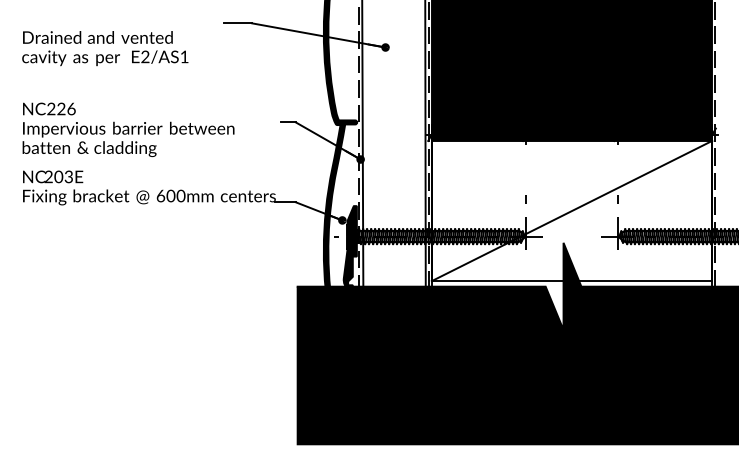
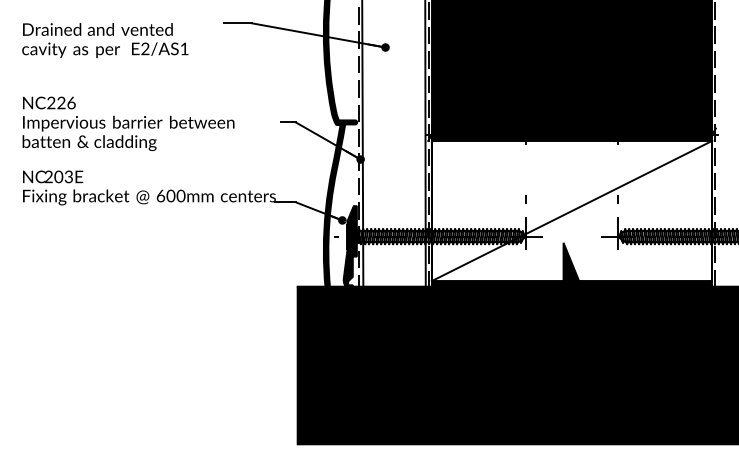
text position: (105, 48) -> (105, 40) (105, 40)
text position: (128, 129) -> (128, 123) (128, 123)
fill: none -> present (571, 305)
